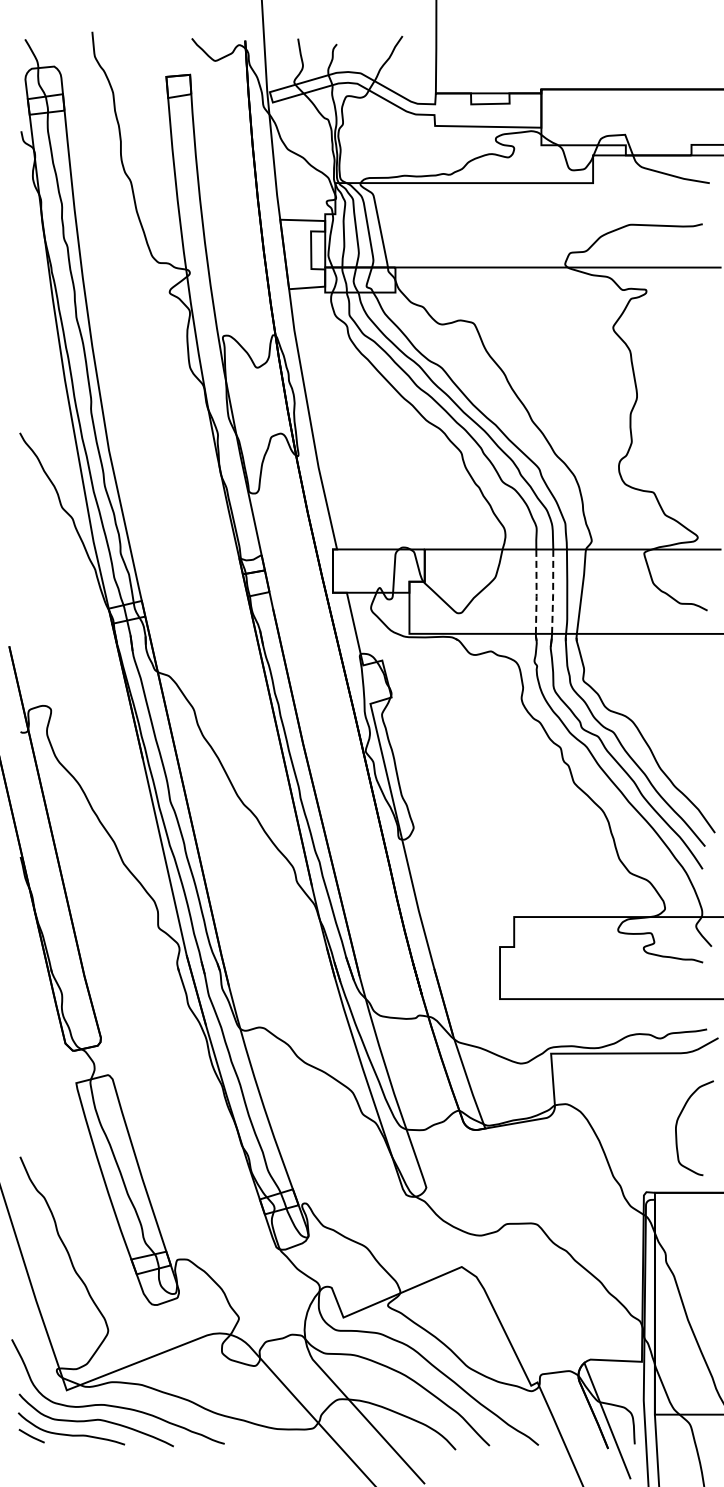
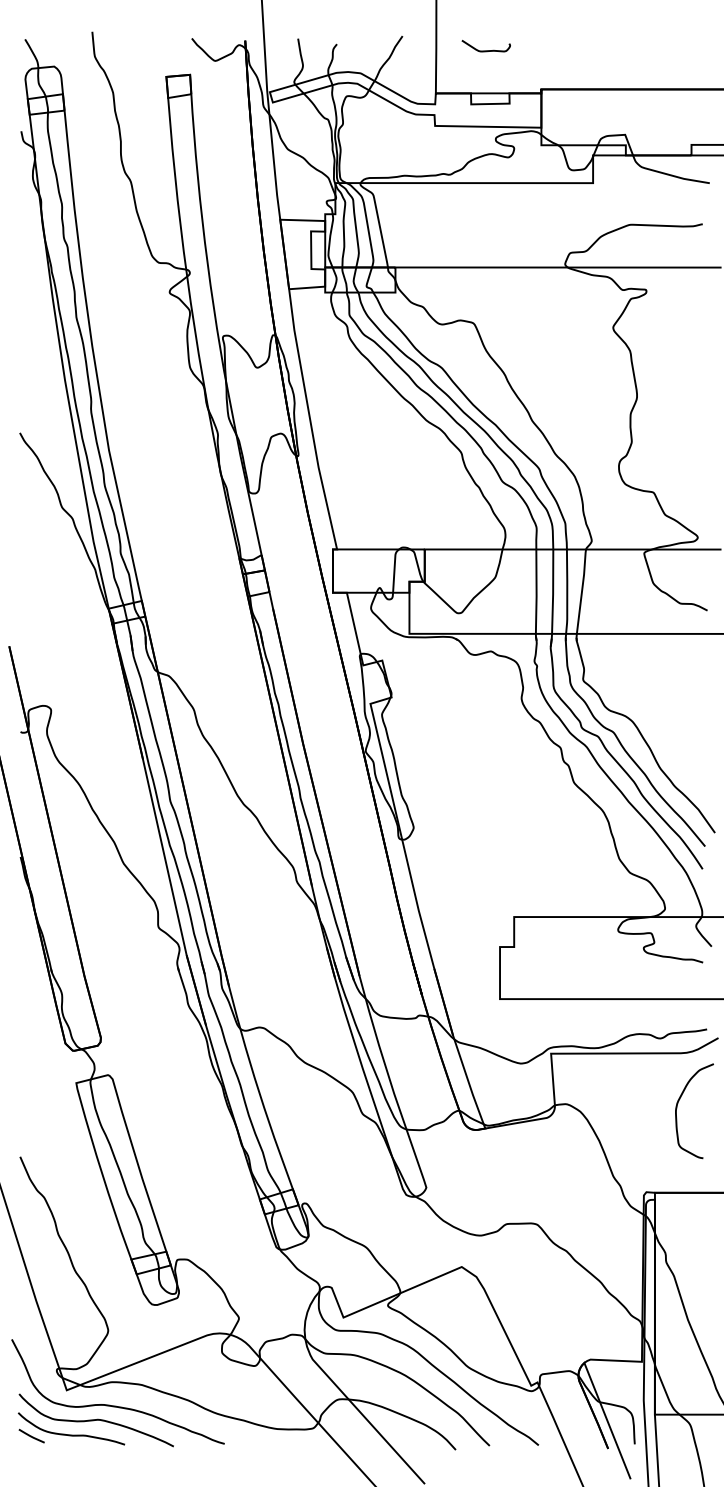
curve: none -> present (485, 50)
line: dashed -> solid (536, 592)
line: dashed -> solid (553, 592)
curve position: (677, 1125) -> (677, 1108) (677, 1108)
